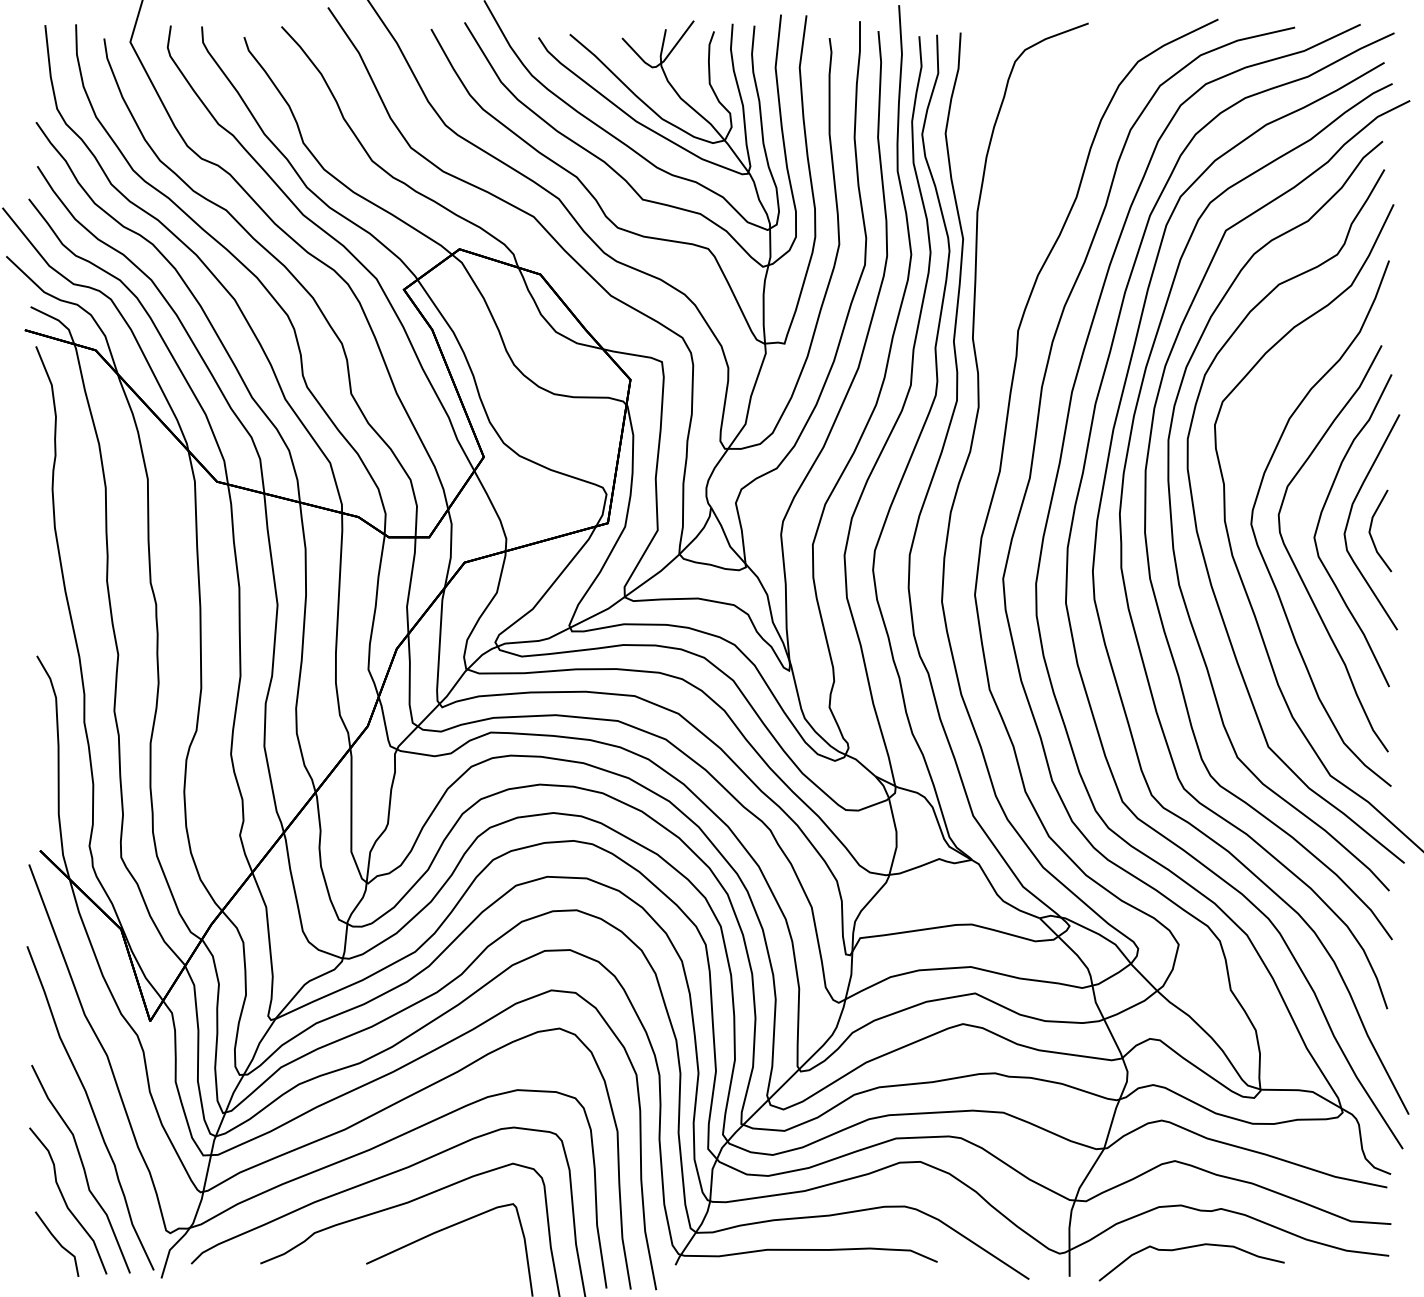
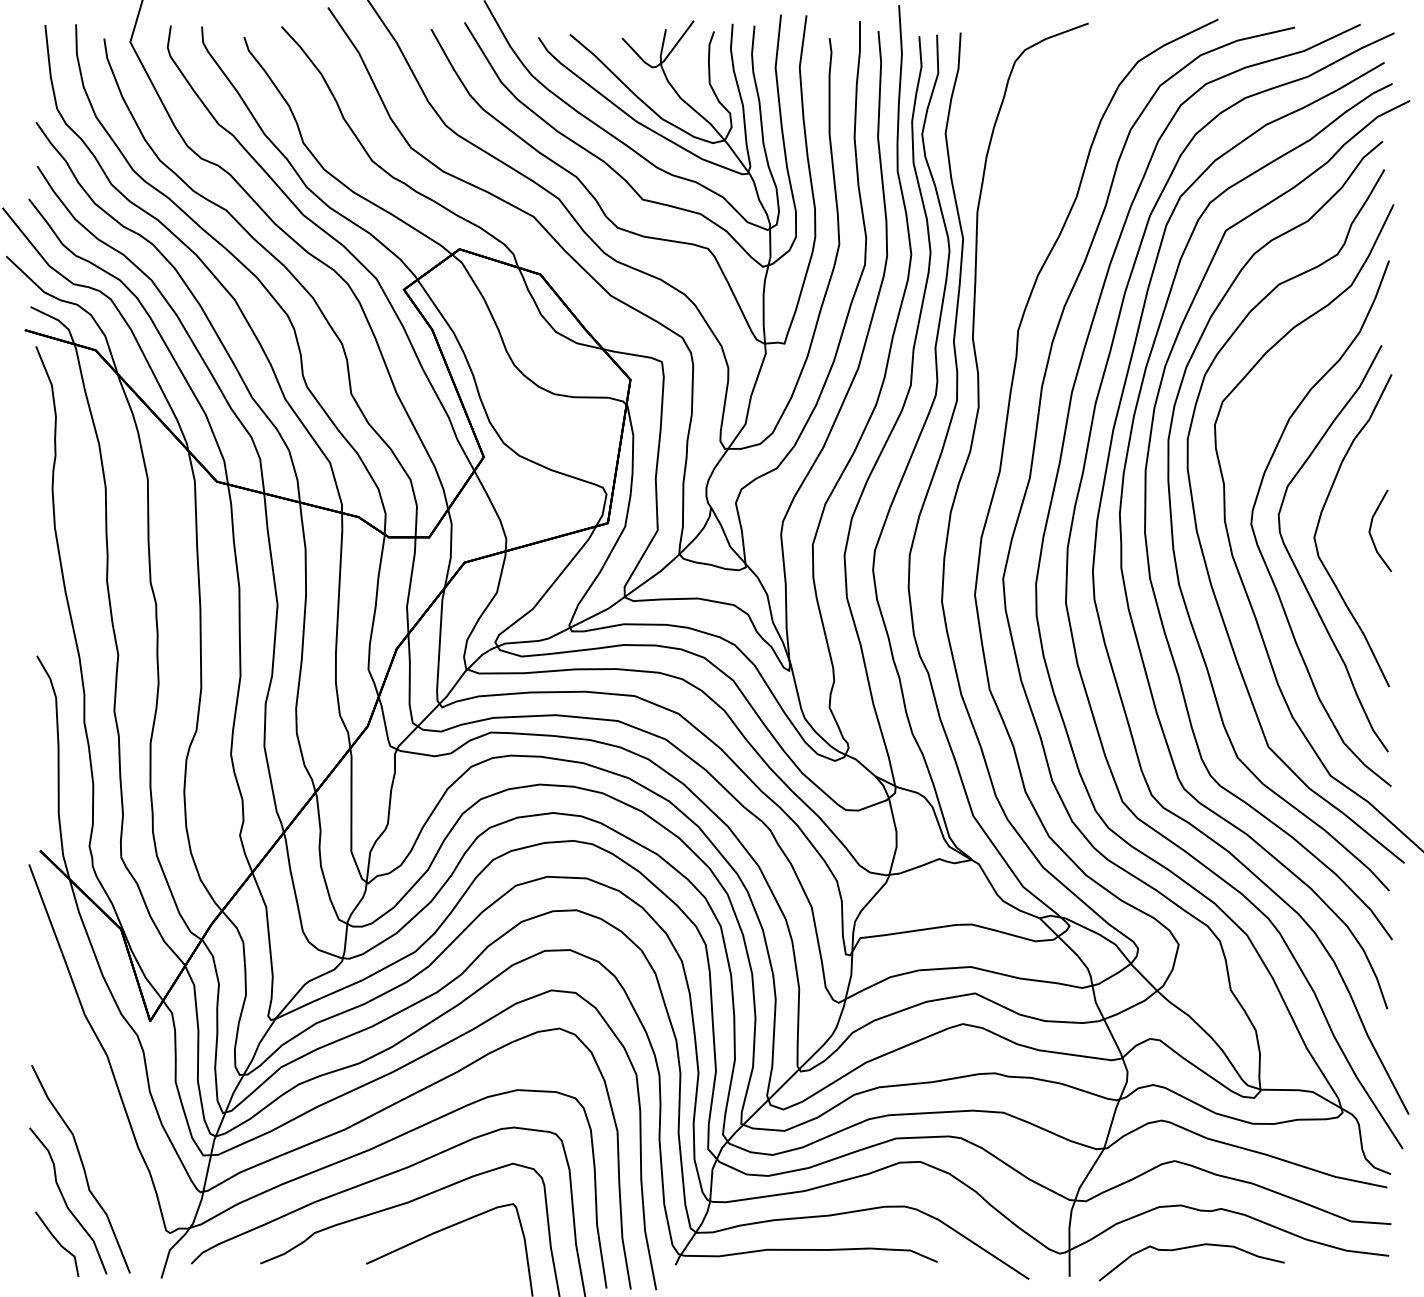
curve: present -> none (1350, 516)
curve: present -> none (90, 1107)
